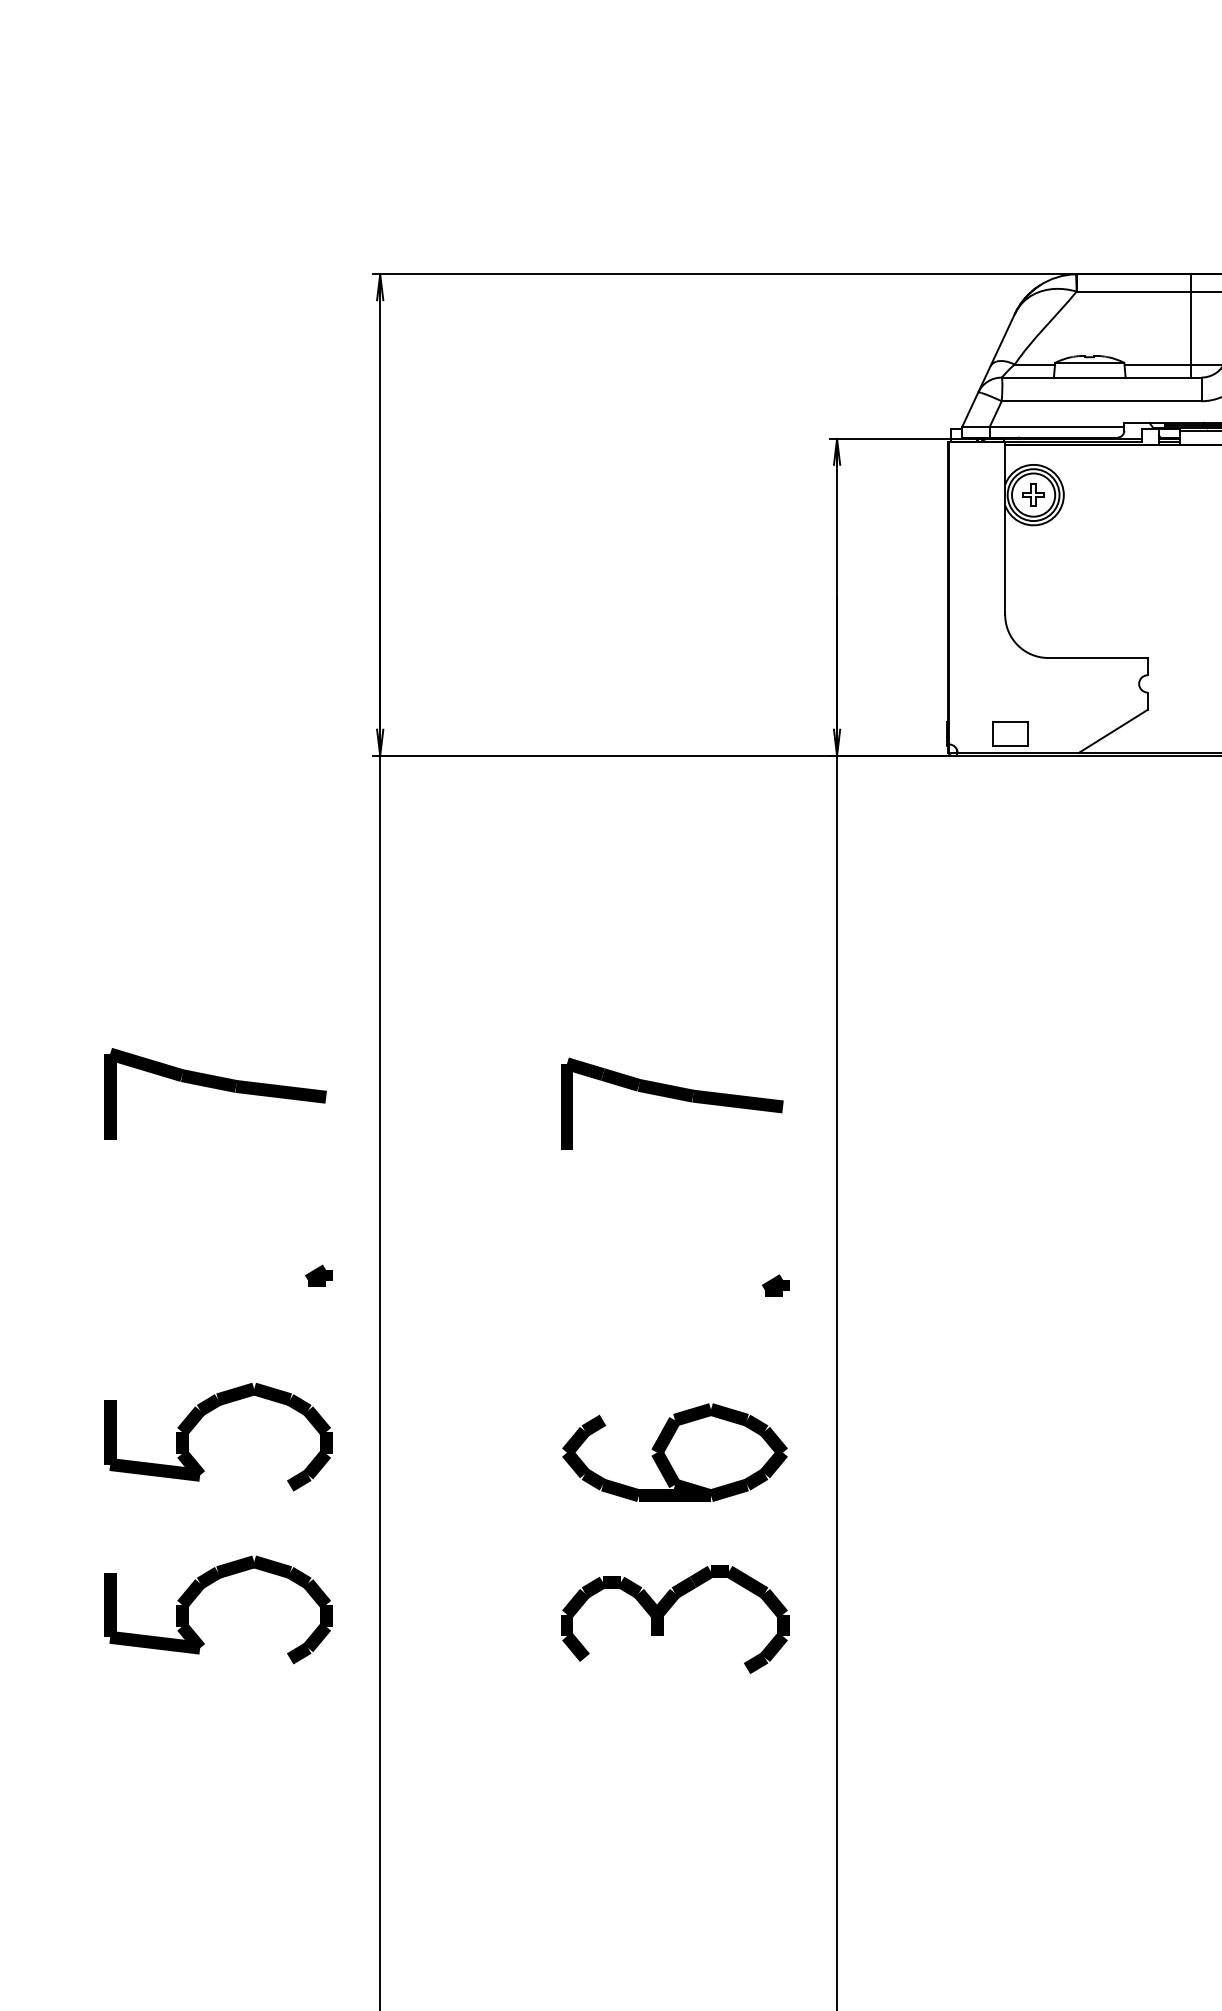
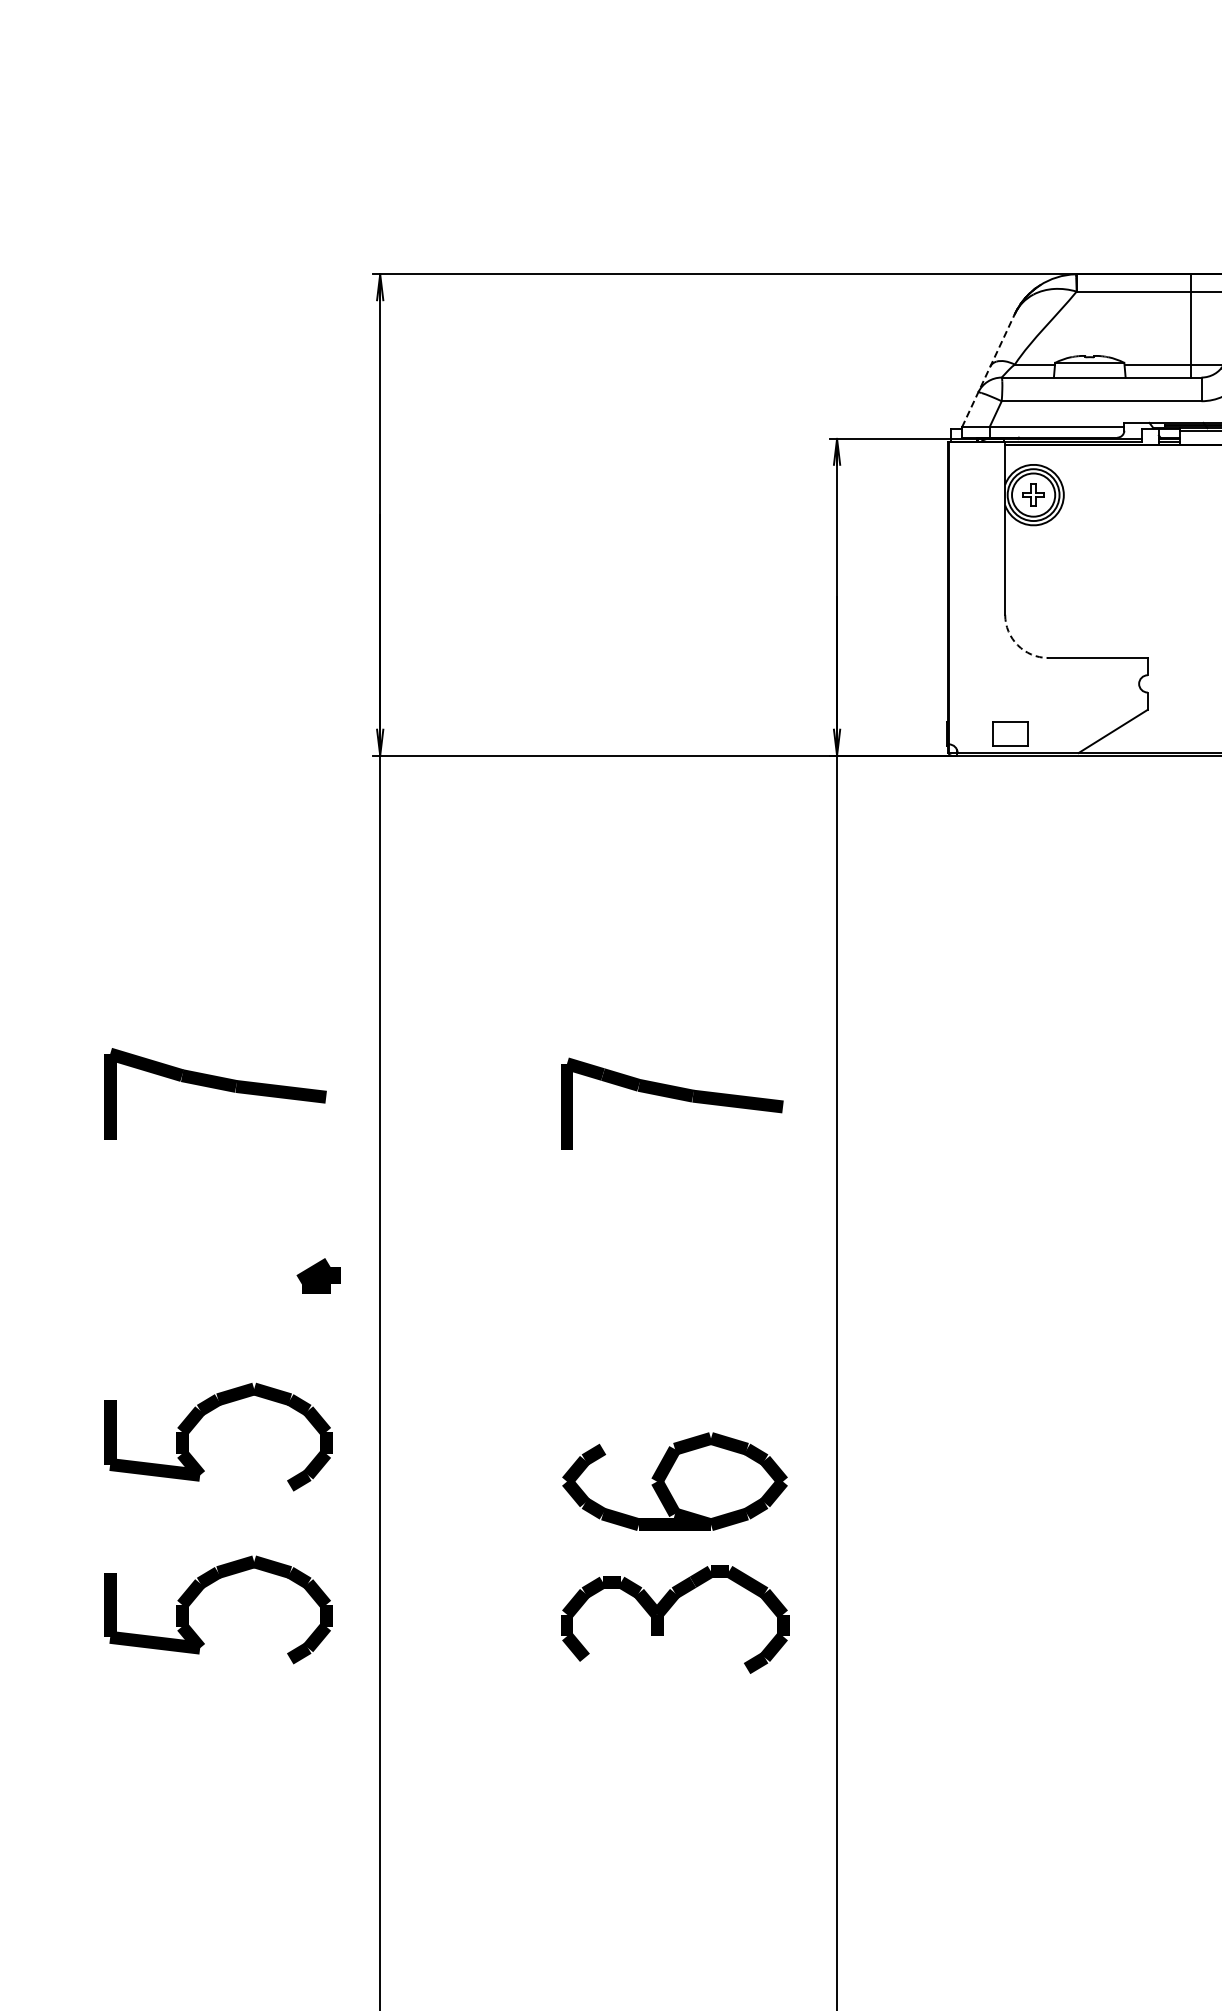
line: solid -> dashed (988, 370)
arc: solid -> dashed (1017, 645)
part size: 28x23 px -> 45x36 px (318, 1275)
part: present -> none (775, 1285)
part position: (674, 1452) -> (674, 1481) (674, 1481)
